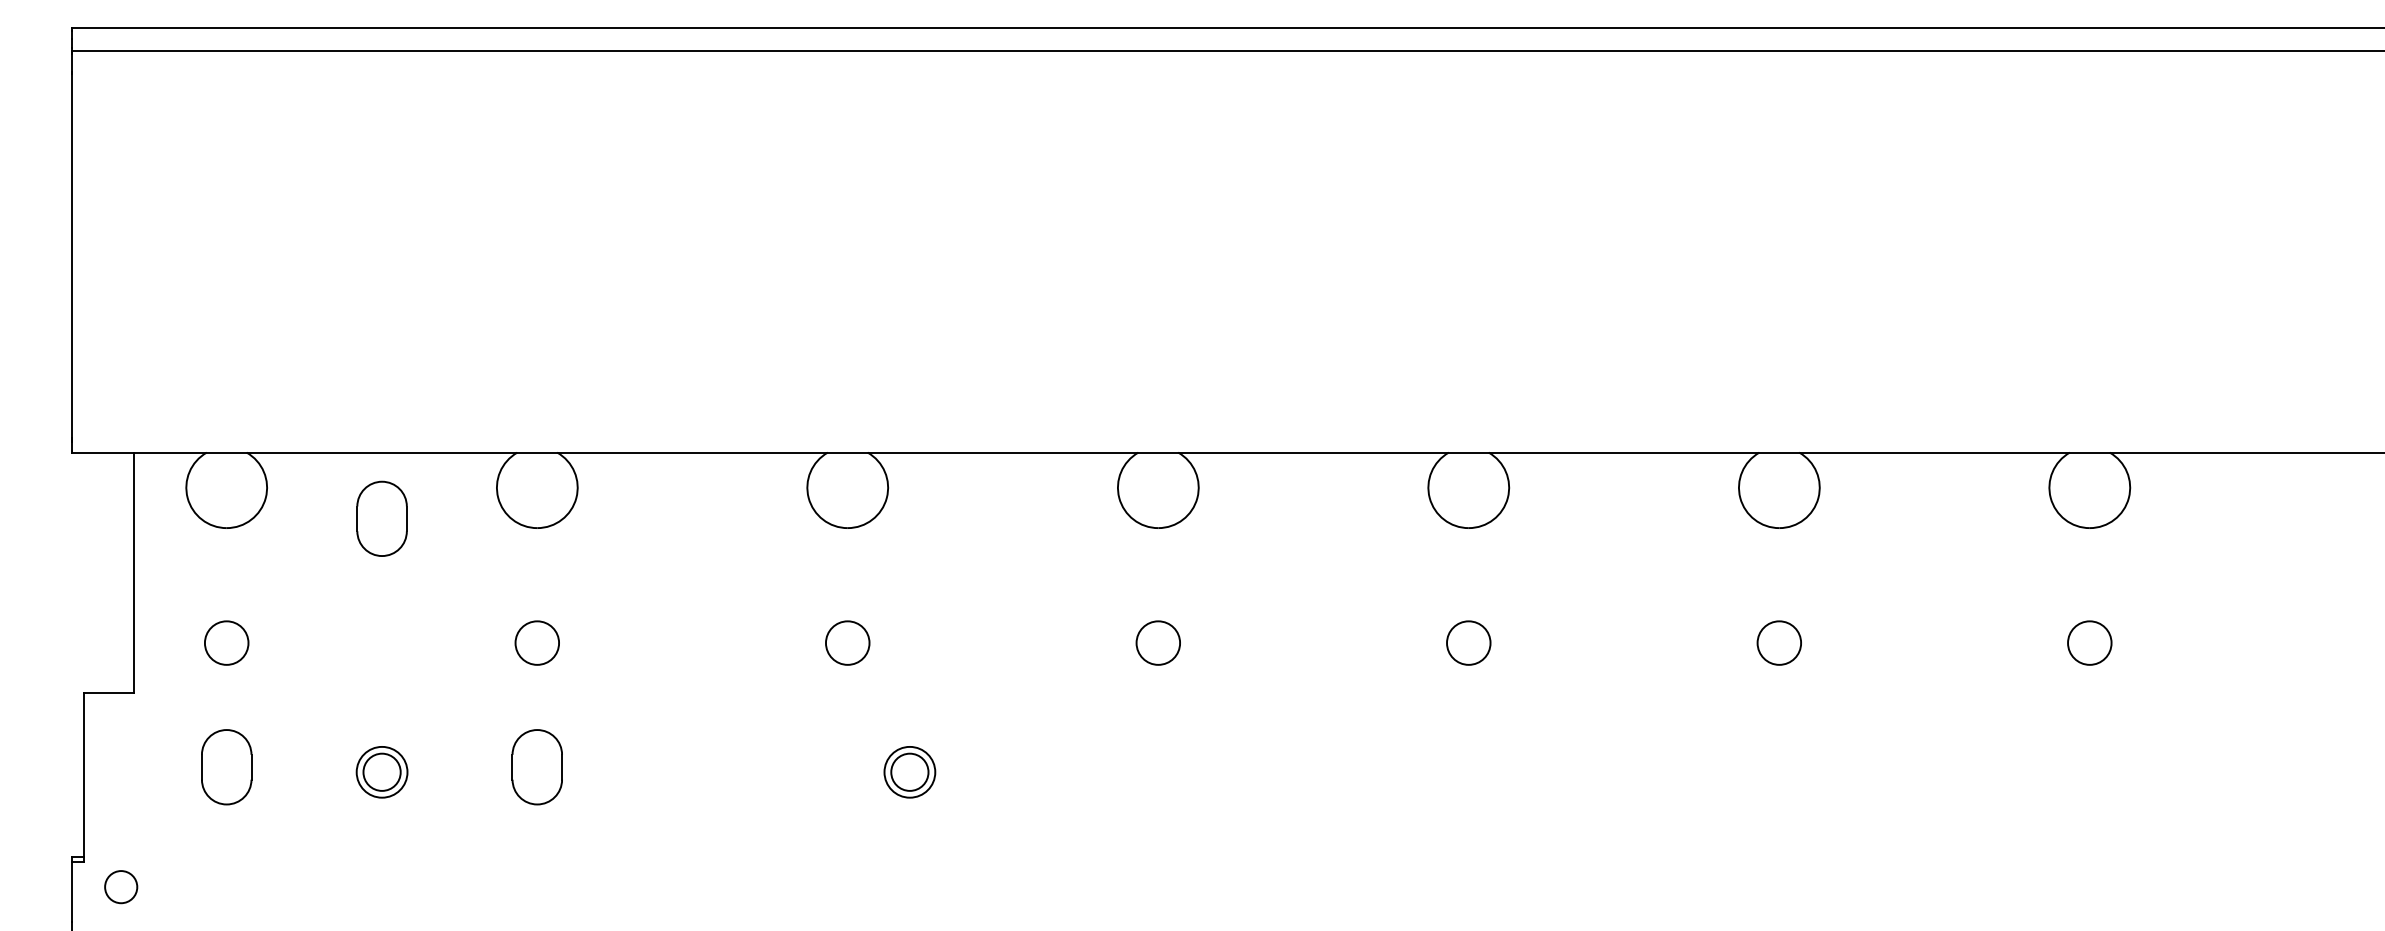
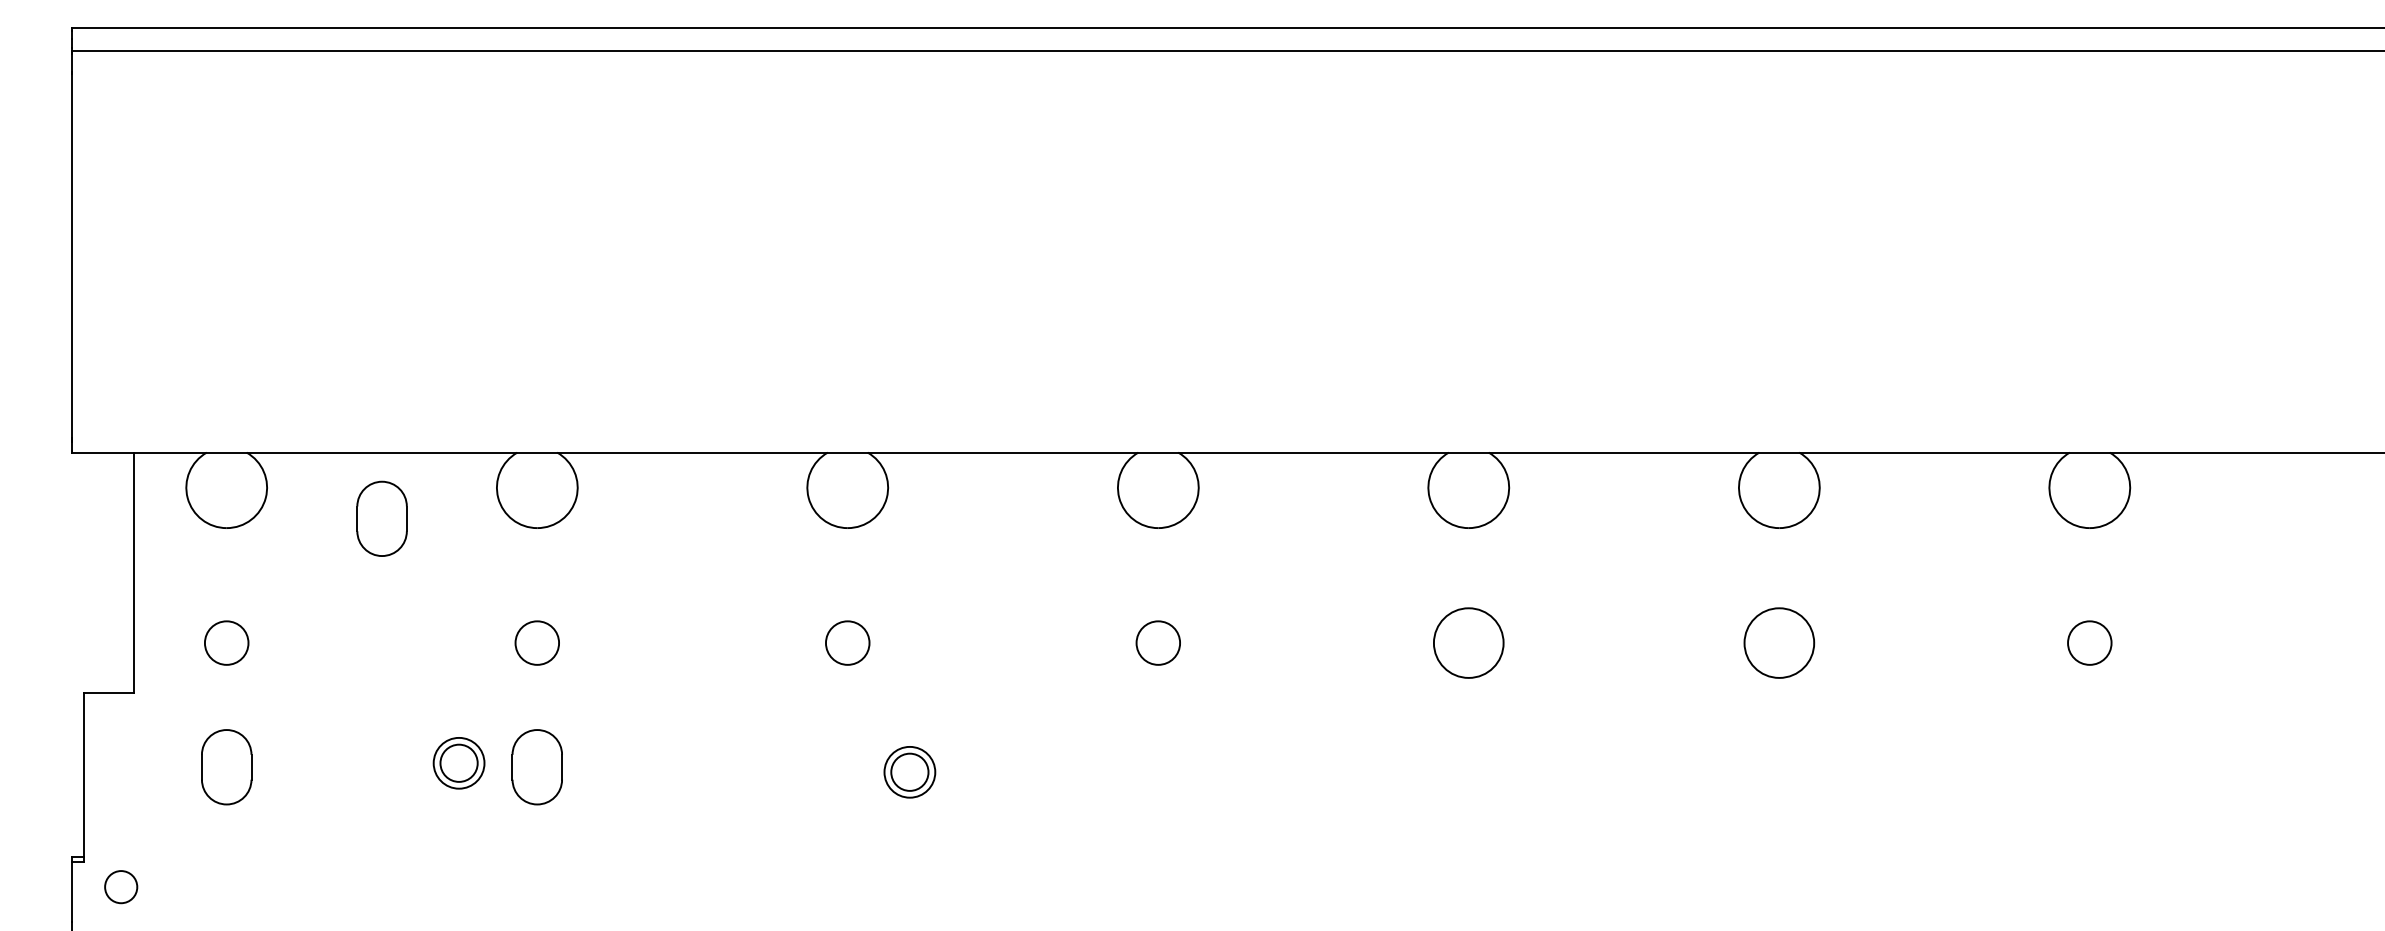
circle diameter: 44 px -> 70 px (1468, 642)
circle diameter: 44 px -> 70 px (1779, 642)
part position: (381, 772) -> (458, 763) (458, 763)
